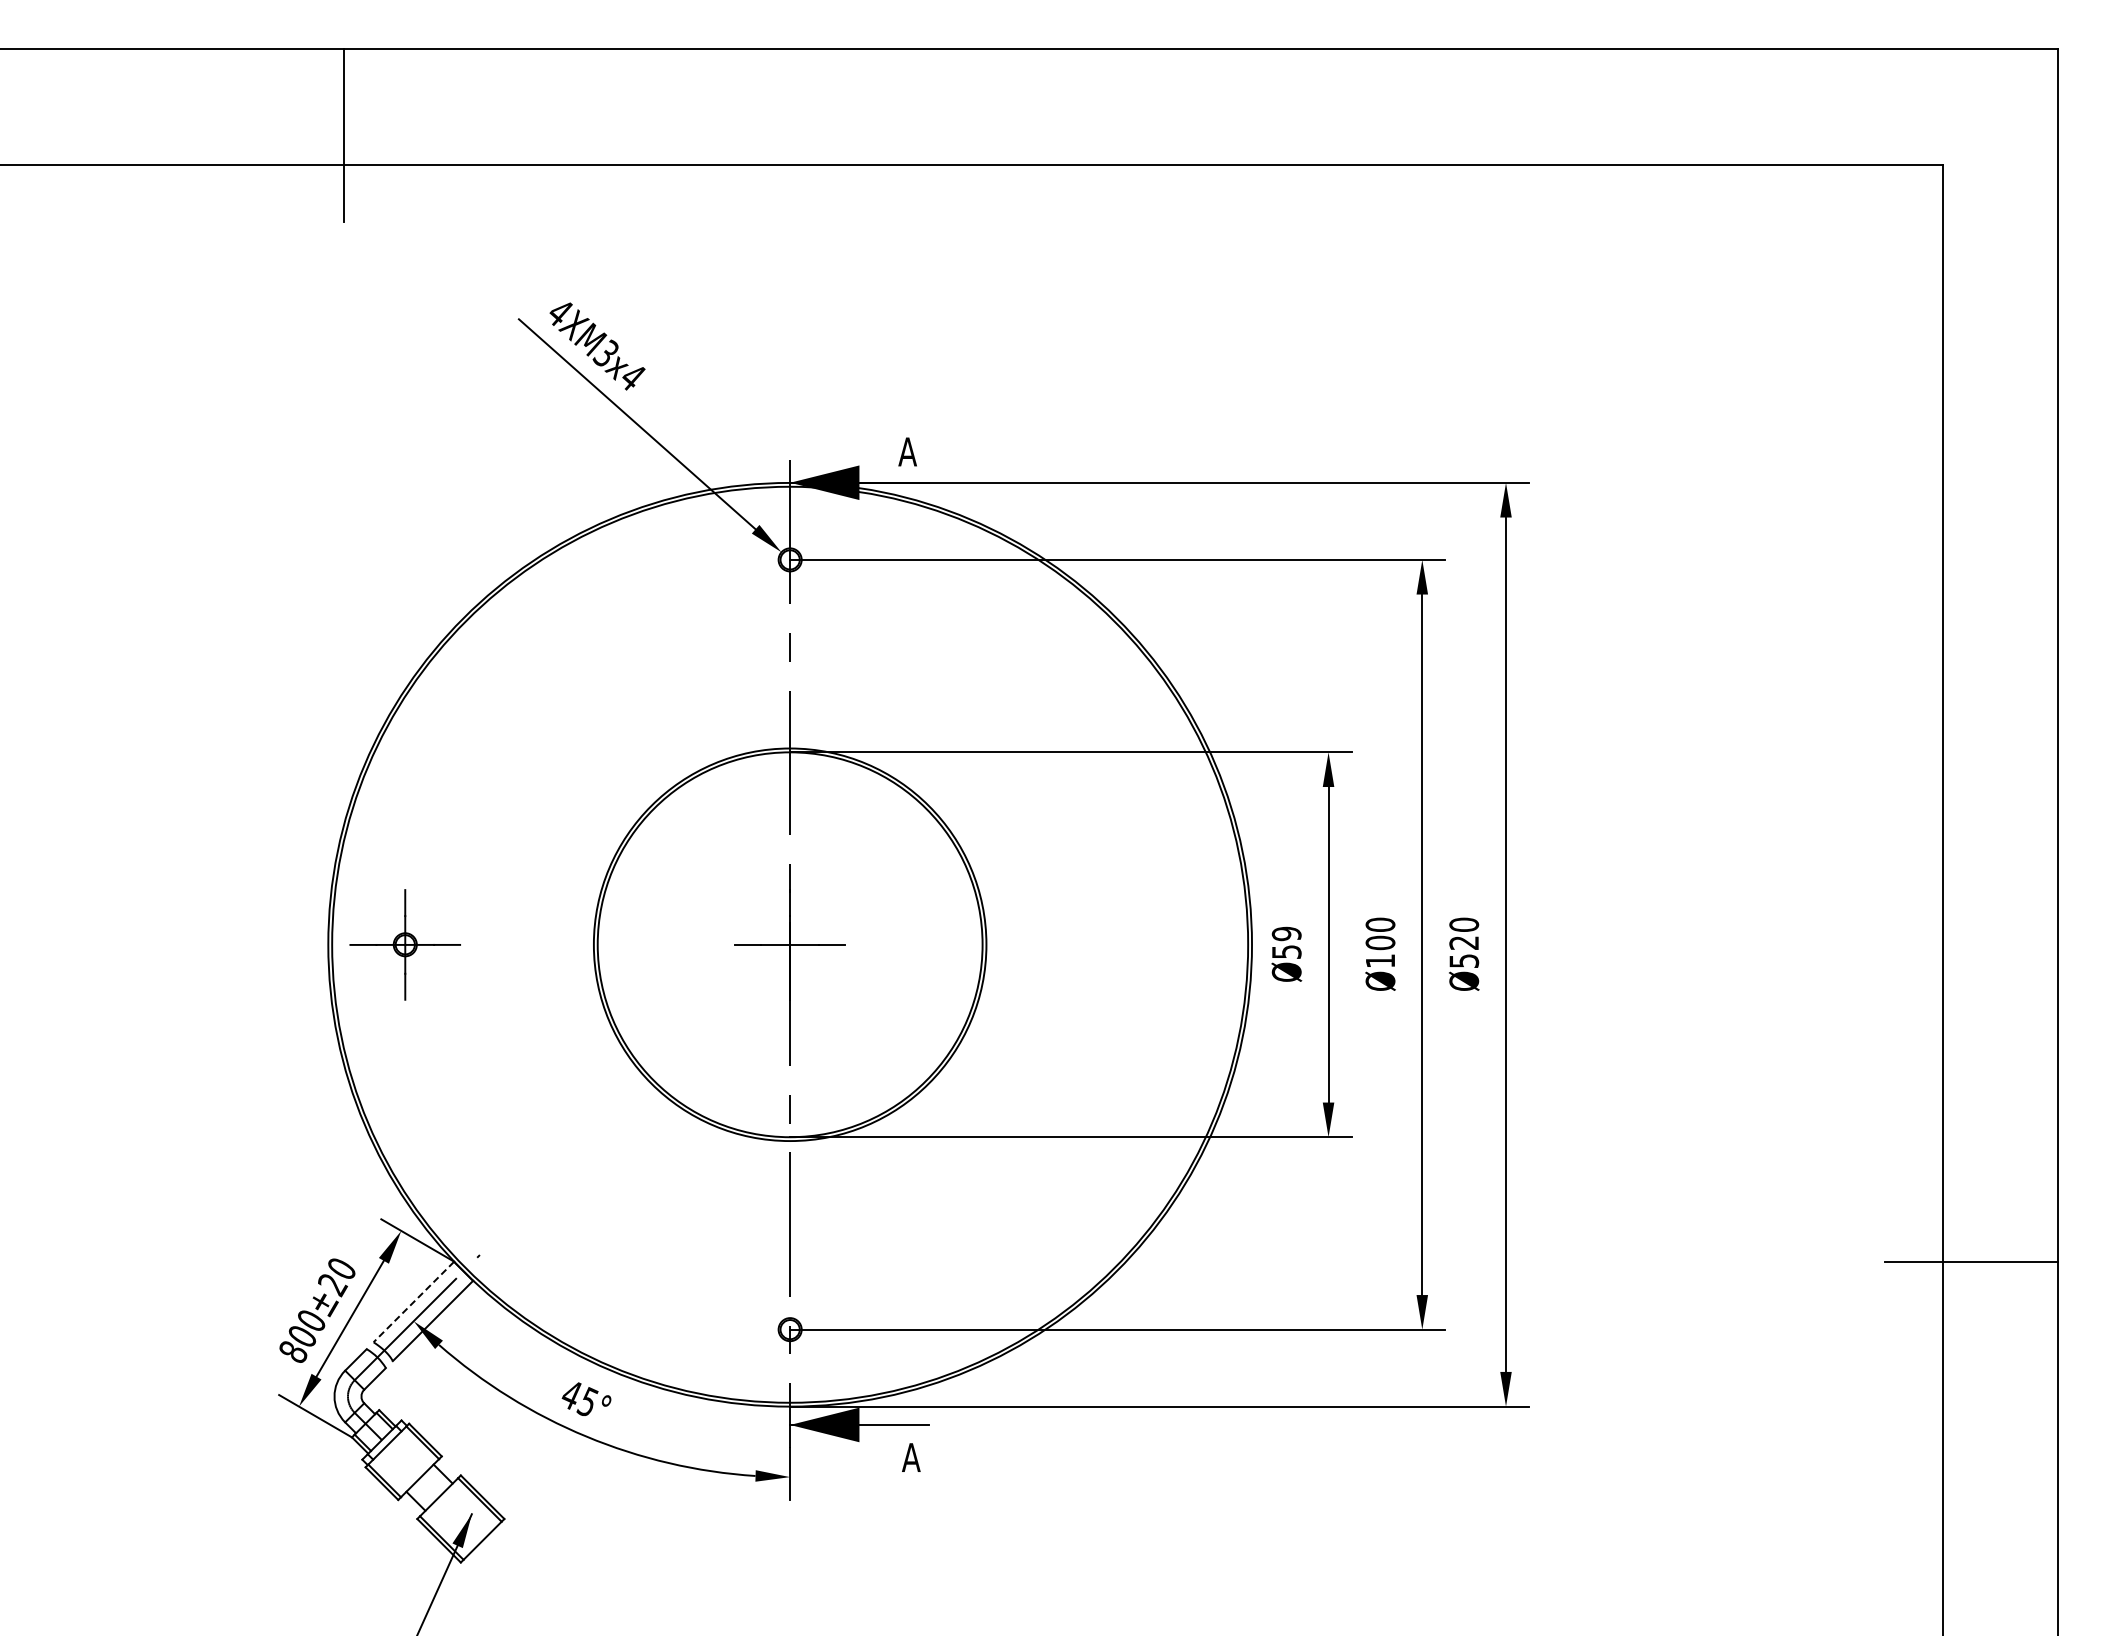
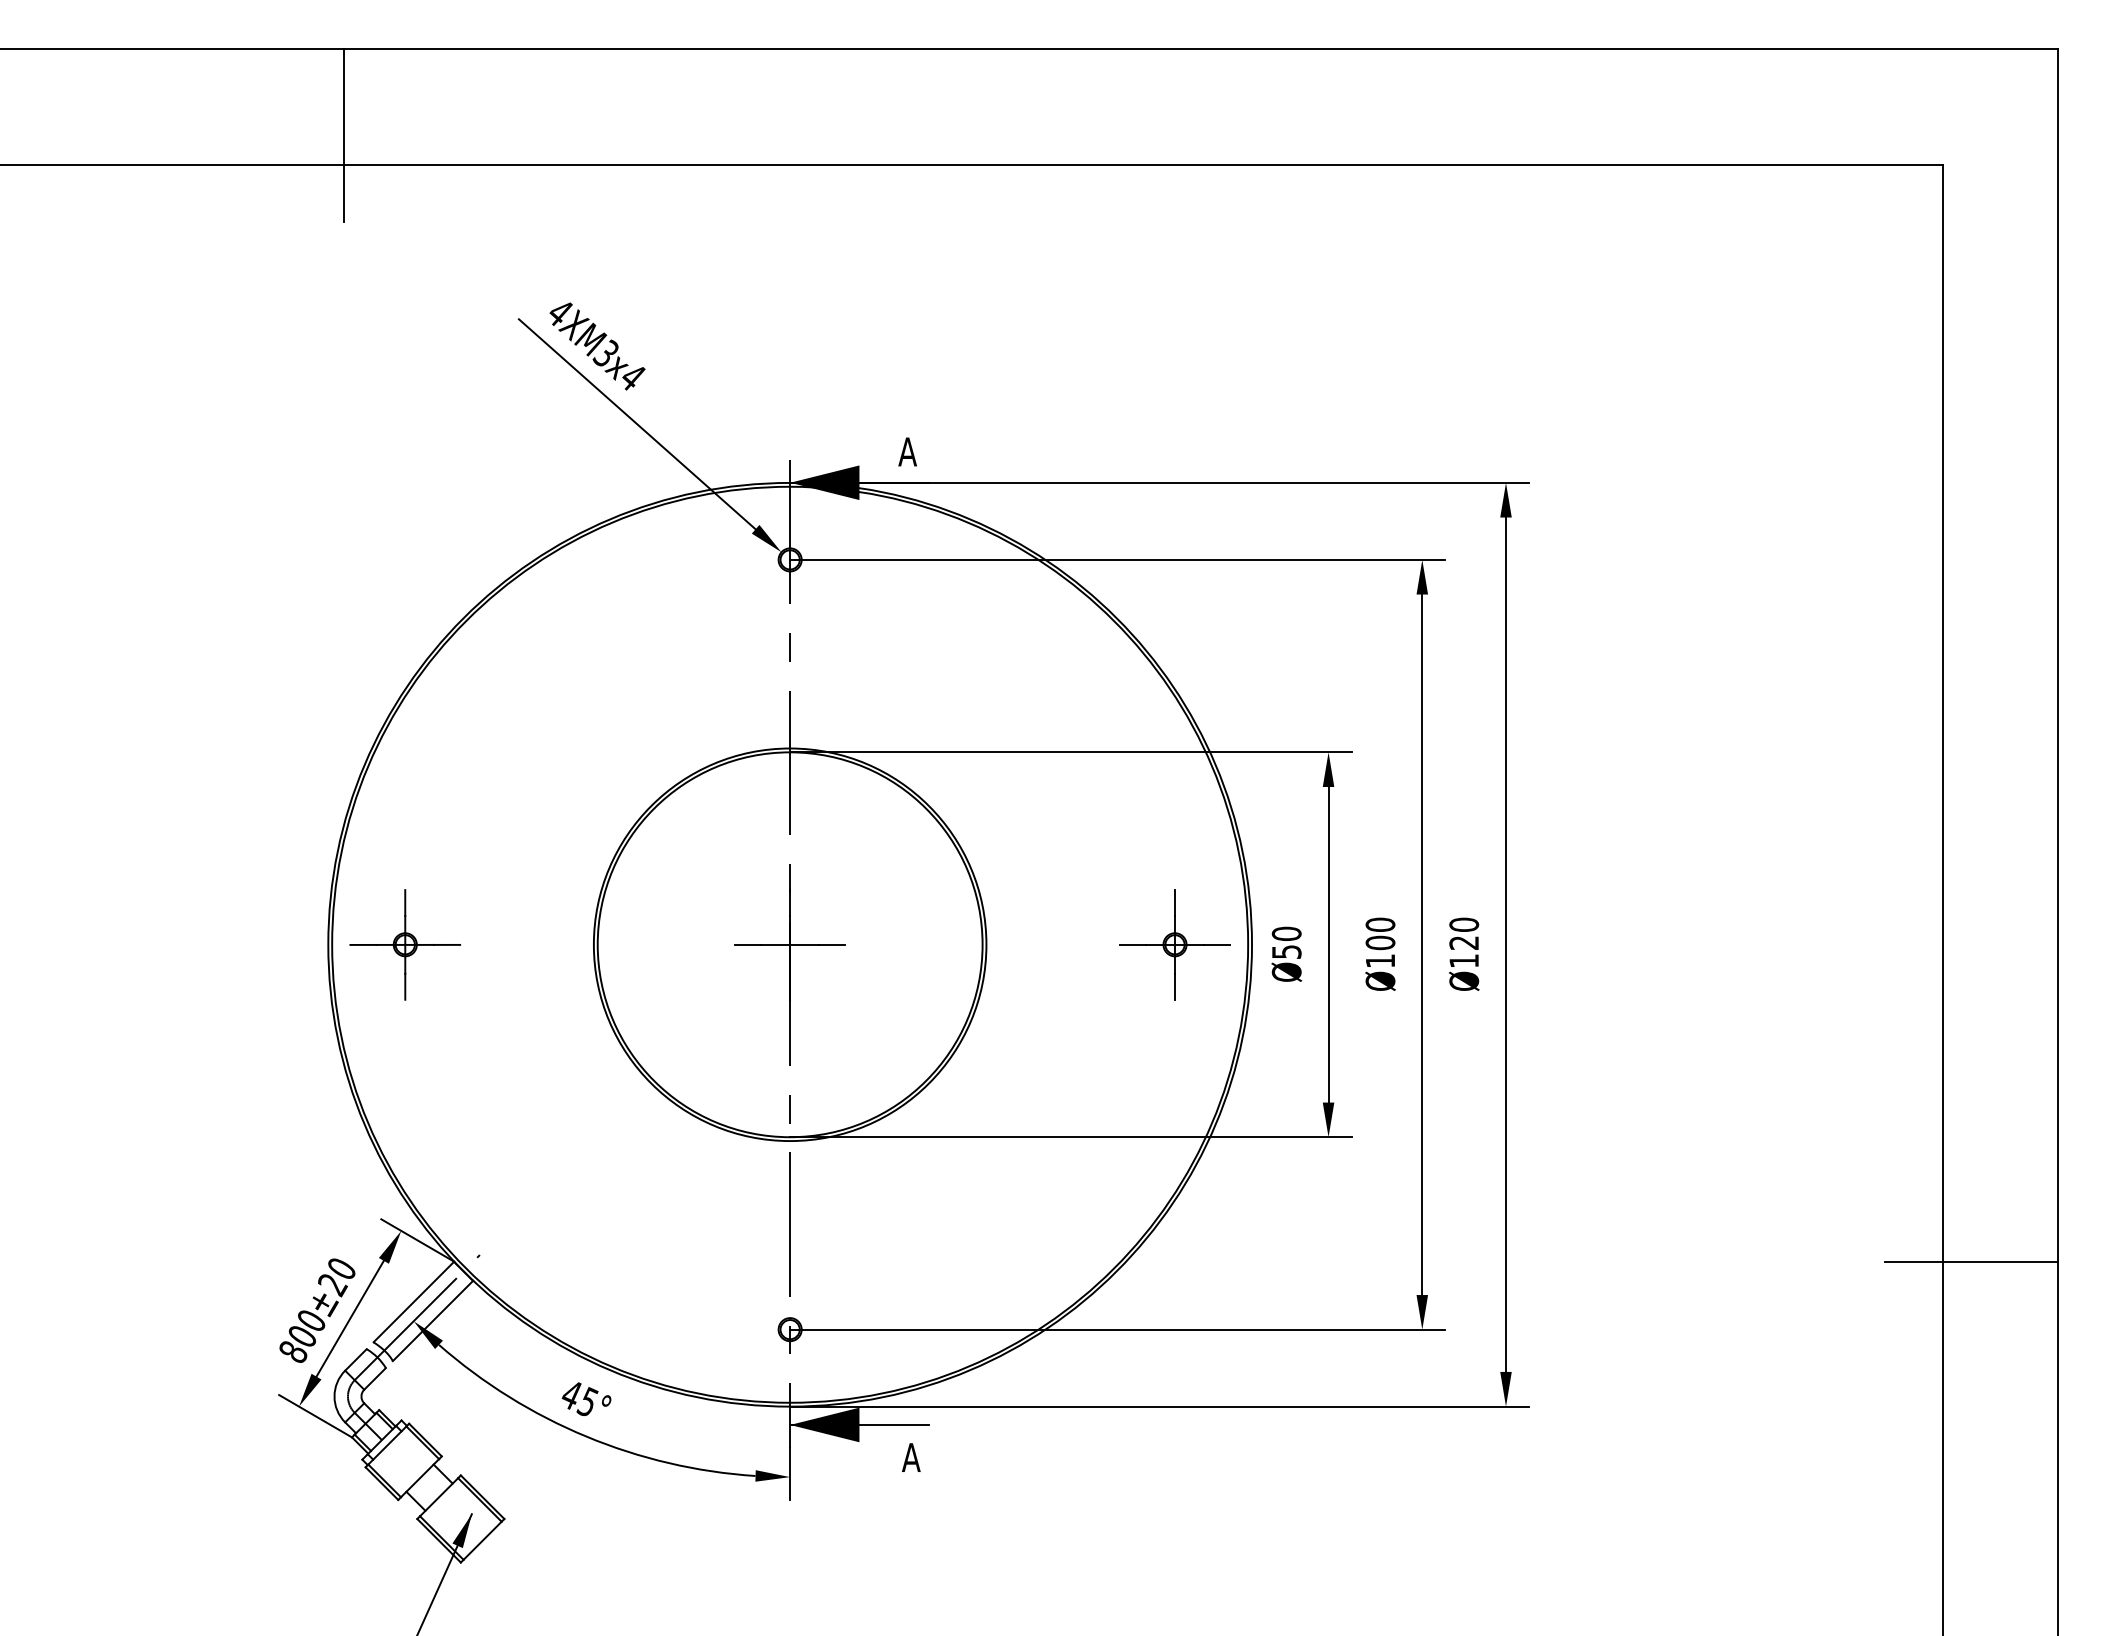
text: Ø59 -> Ø50 (1286, 933)
part: none -> present (1174, 944)
text: Ø520 -> Ø120 (1464, 960)
line: dashed -> solid (413, 1302)
